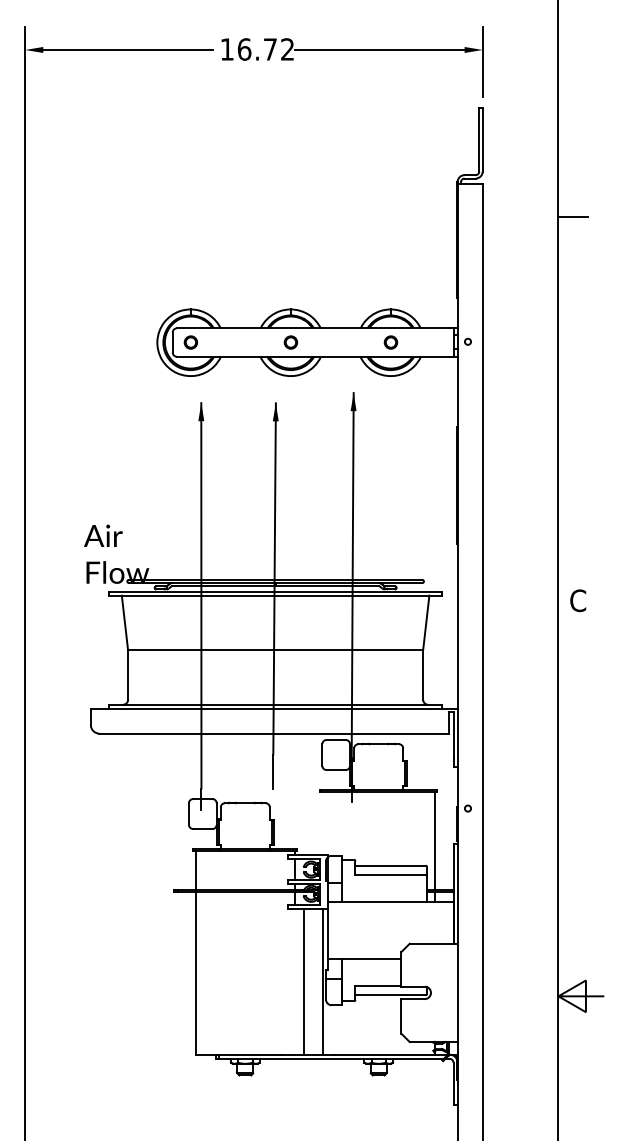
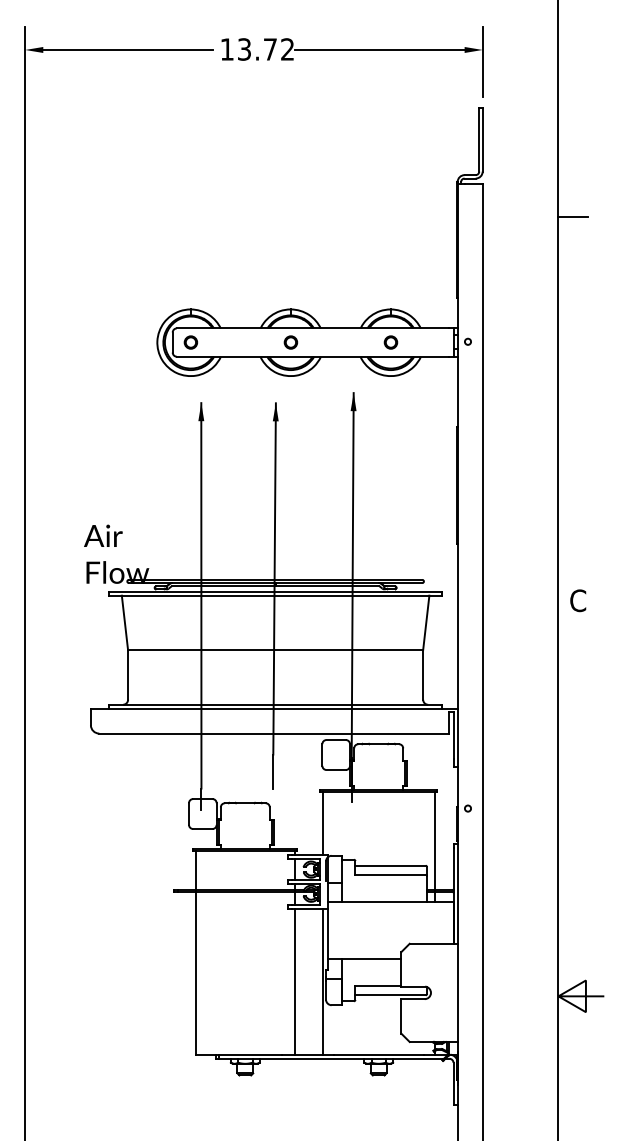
text: 16.72 -> 13.72 (244, 49)
line: none -> present (322, 823)
line position: (303, 981) -> (294, 981) (294, 981)
